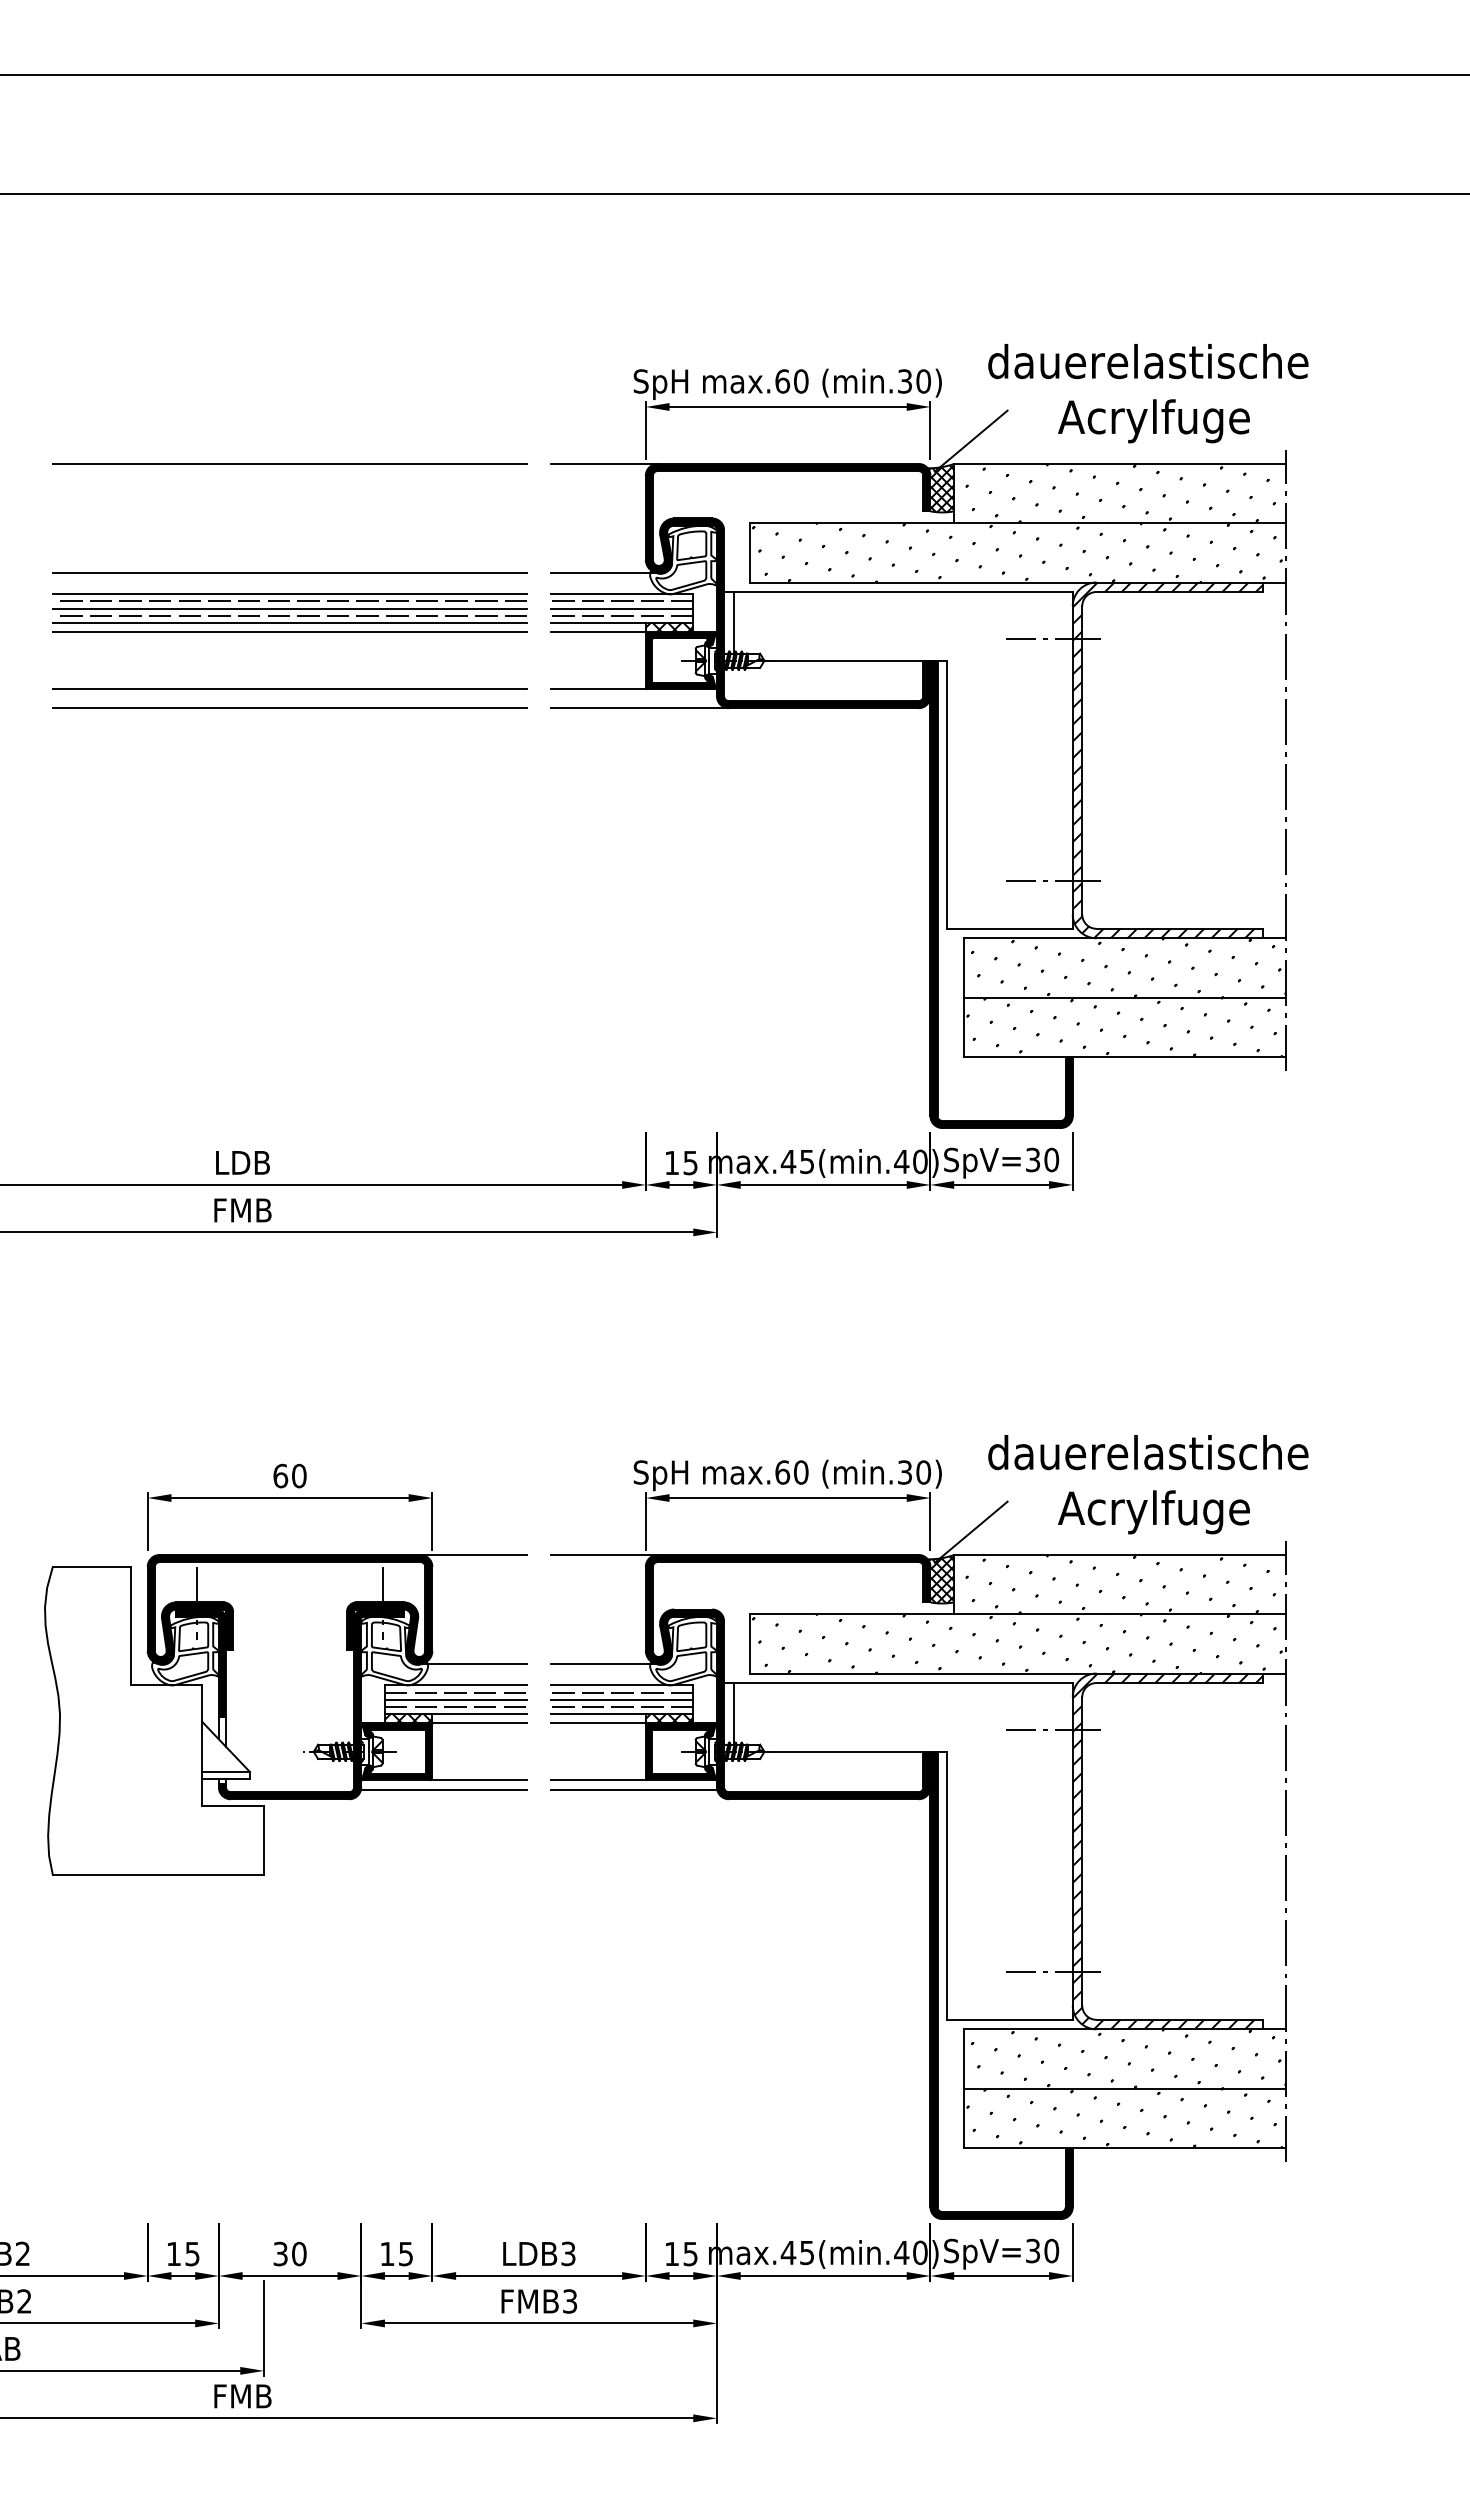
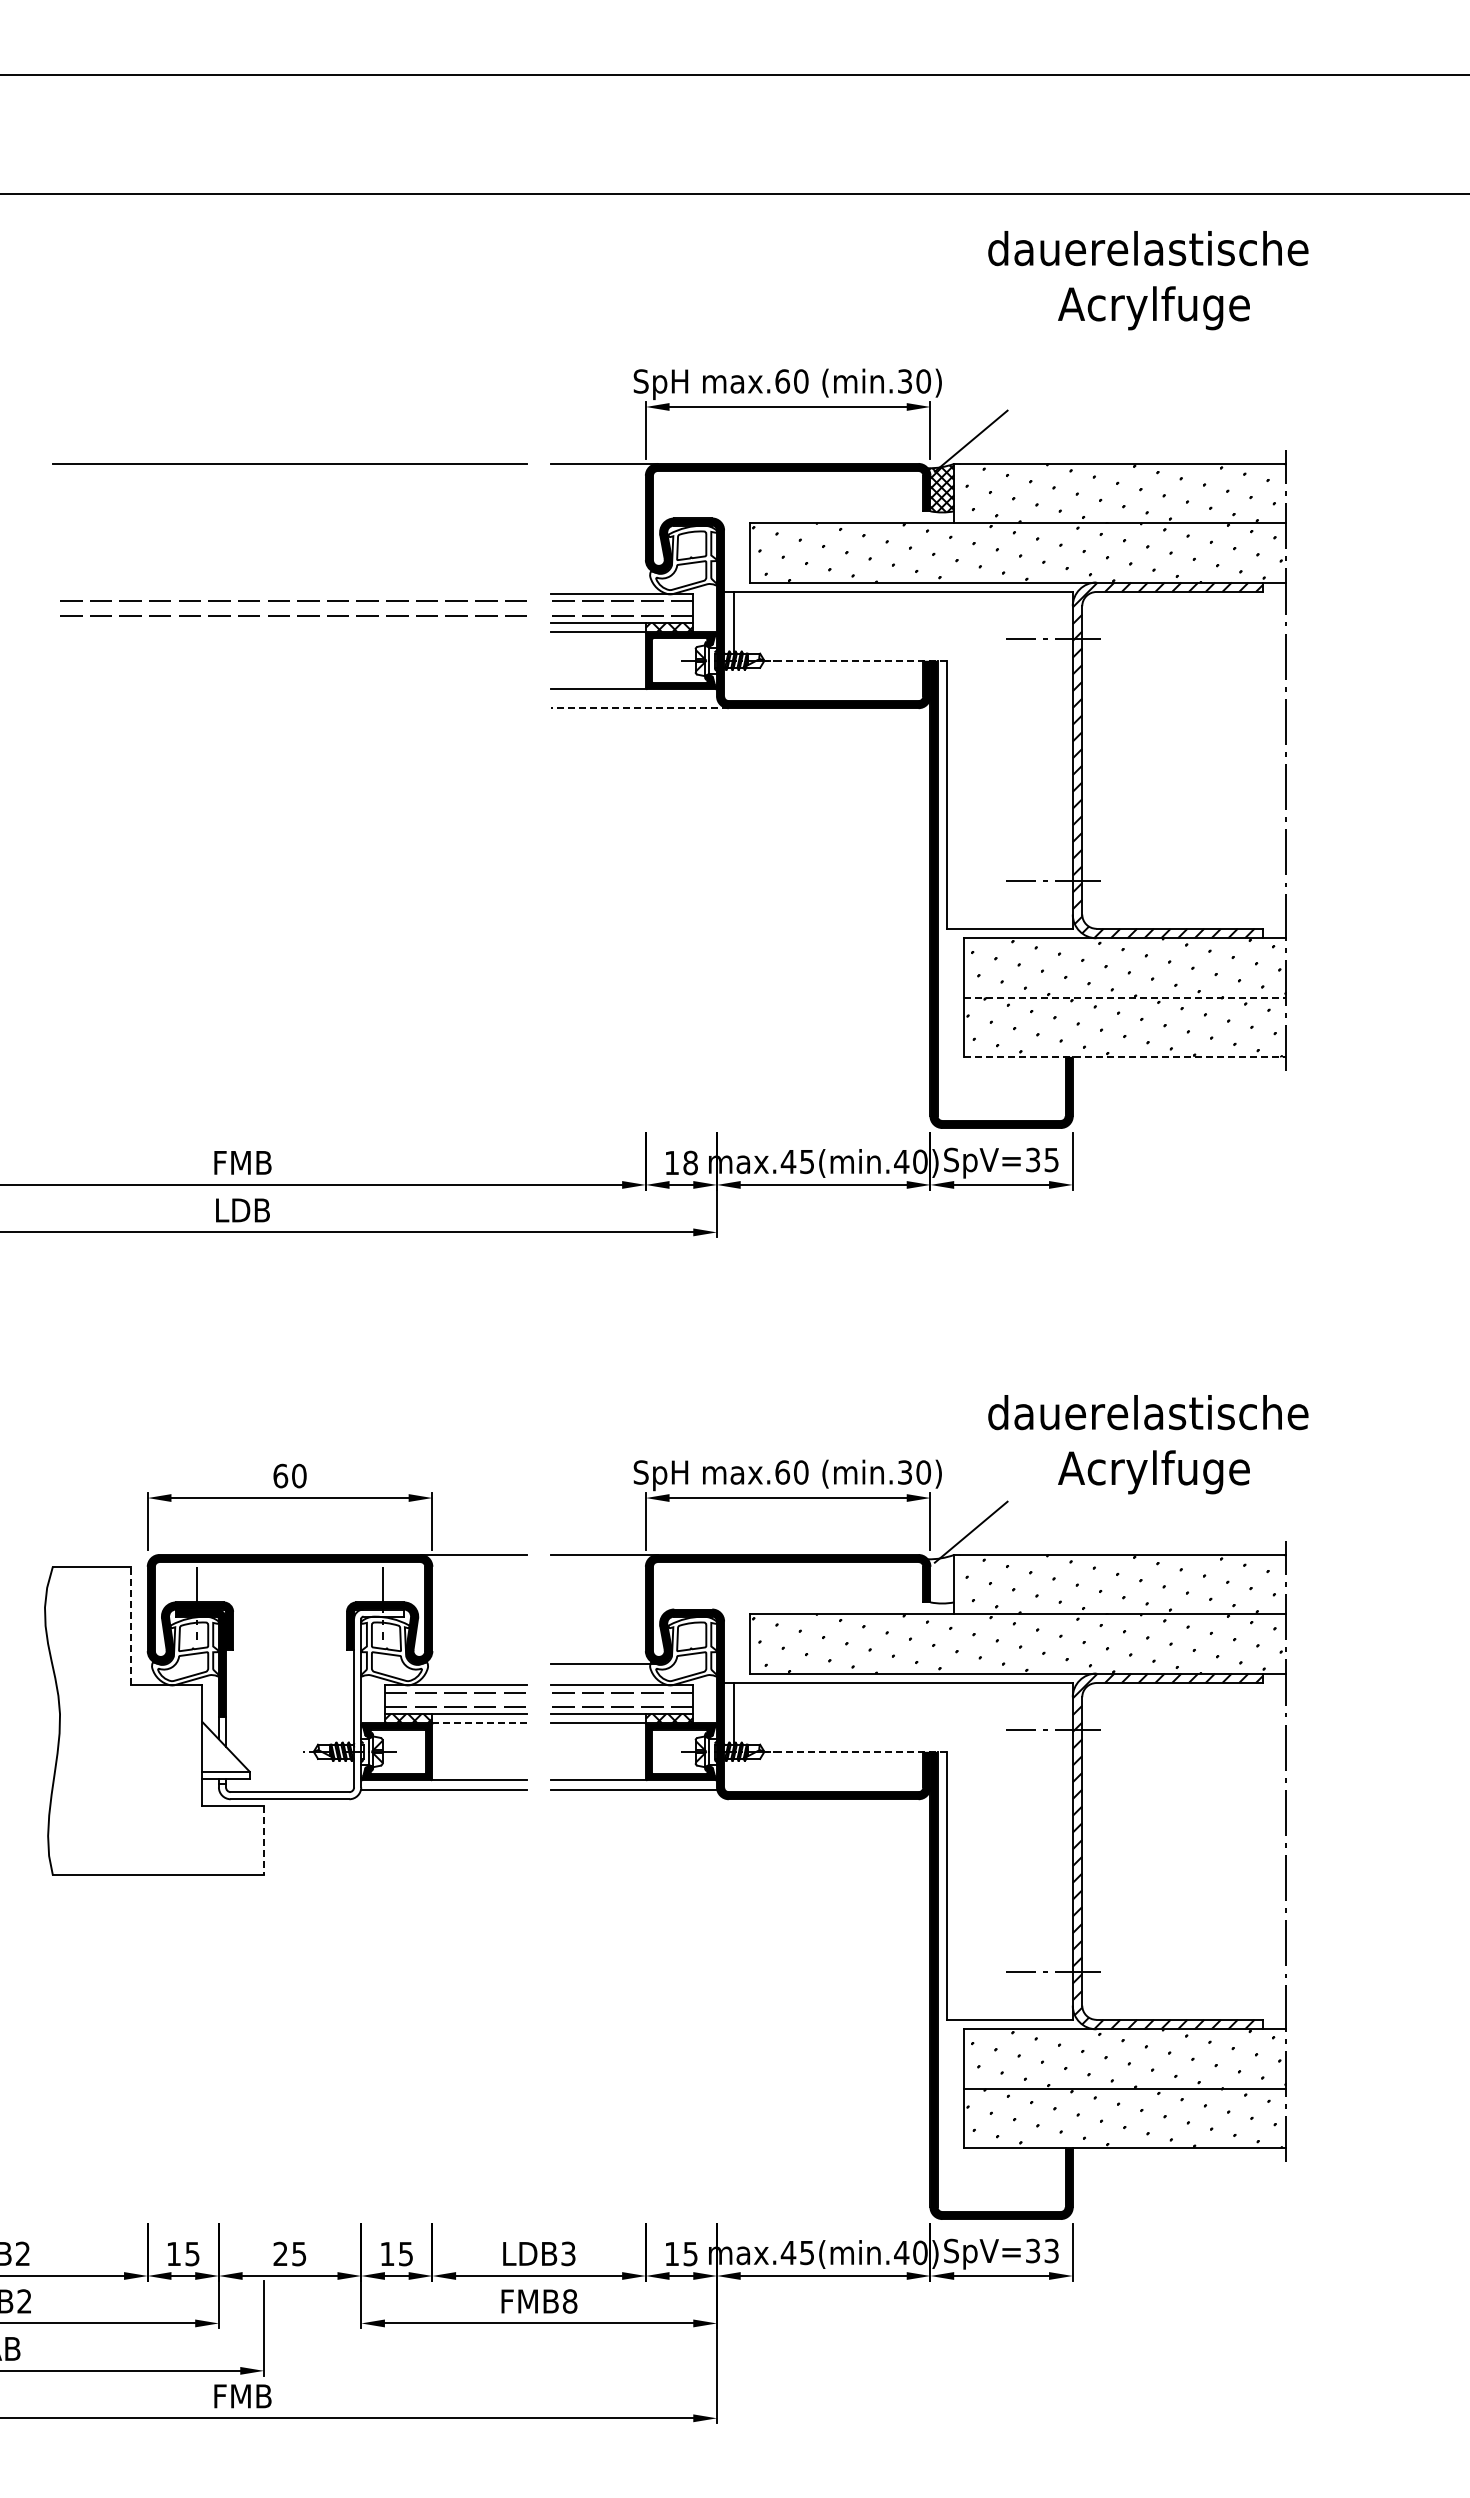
text position: (1148, 393) -> (1148, 280) (1148, 280)
line: present -> none (289, 572)
line: present -> none (604, 573)
line: present -> none (289, 594)
line: present -> none (289, 608)
line: present -> none (621, 608)
line: present -> none (289, 622)
line: present -> none (289, 631)
line: solid -> dashed (856, 660)
line: present -> none (289, 688)
line: present -> none (289, 708)
line: solid -> dashed (639, 708)
line: solid -> dashed (1125, 997)
line: solid -> dashed (1125, 1056)
text: SpV=30 -> SpV=35 (1051, 1159)
text: LDB -> FMB (242, 1162)
text: 15 -> 18 (690, 1162)
text: FMB -> LDB (242, 1210)
text position: (1148, 1484) -> (1148, 1444) (1148, 1444)
hatch: present -> none (941, 1579)
line: solid -> dashed (131, 1625)
line: present -> none (473, 1664)
line: present -> none (455, 1699)
line: present -> none (621, 1699)
fill: present -> none (310, 1704)
line: solid -> dashed (480, 1723)
line: solid -> dashed (856, 1751)
line: solid -> dashed (263, 1841)
text: SpV=30 -> SpV=33 (1051, 2250)
text: 30 -> 25 (289, 2253)
text: FMB3 -> FMB8 (569, 2301)
